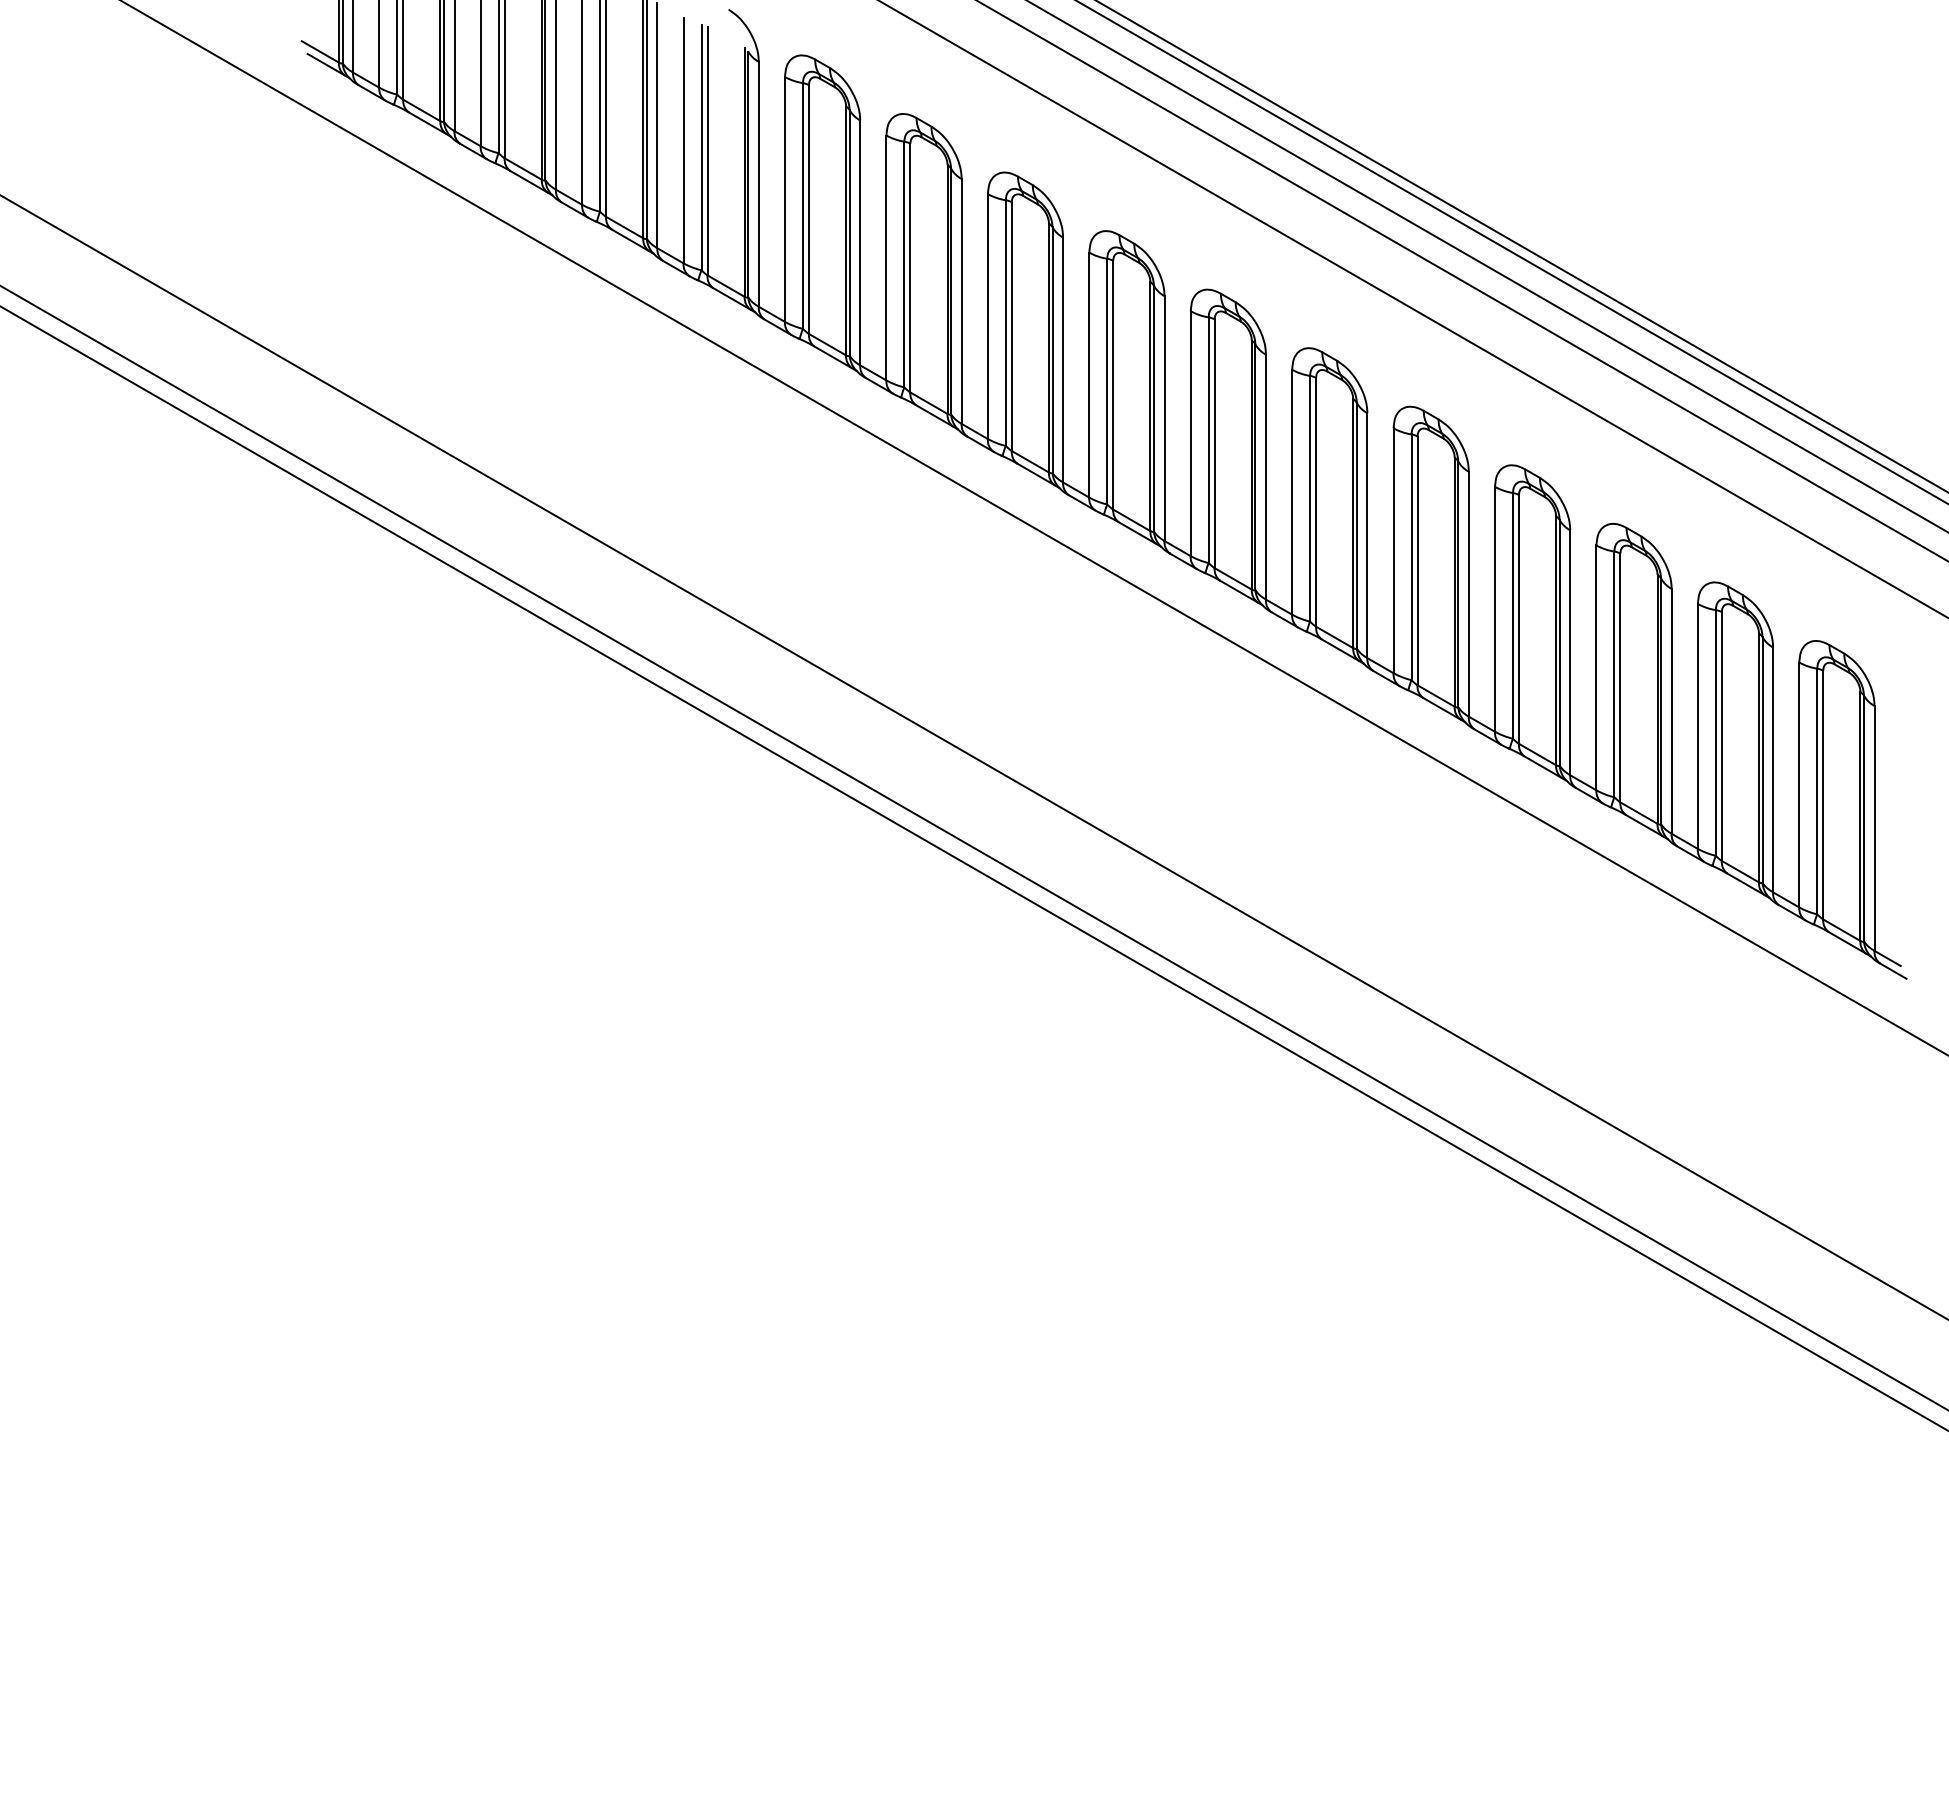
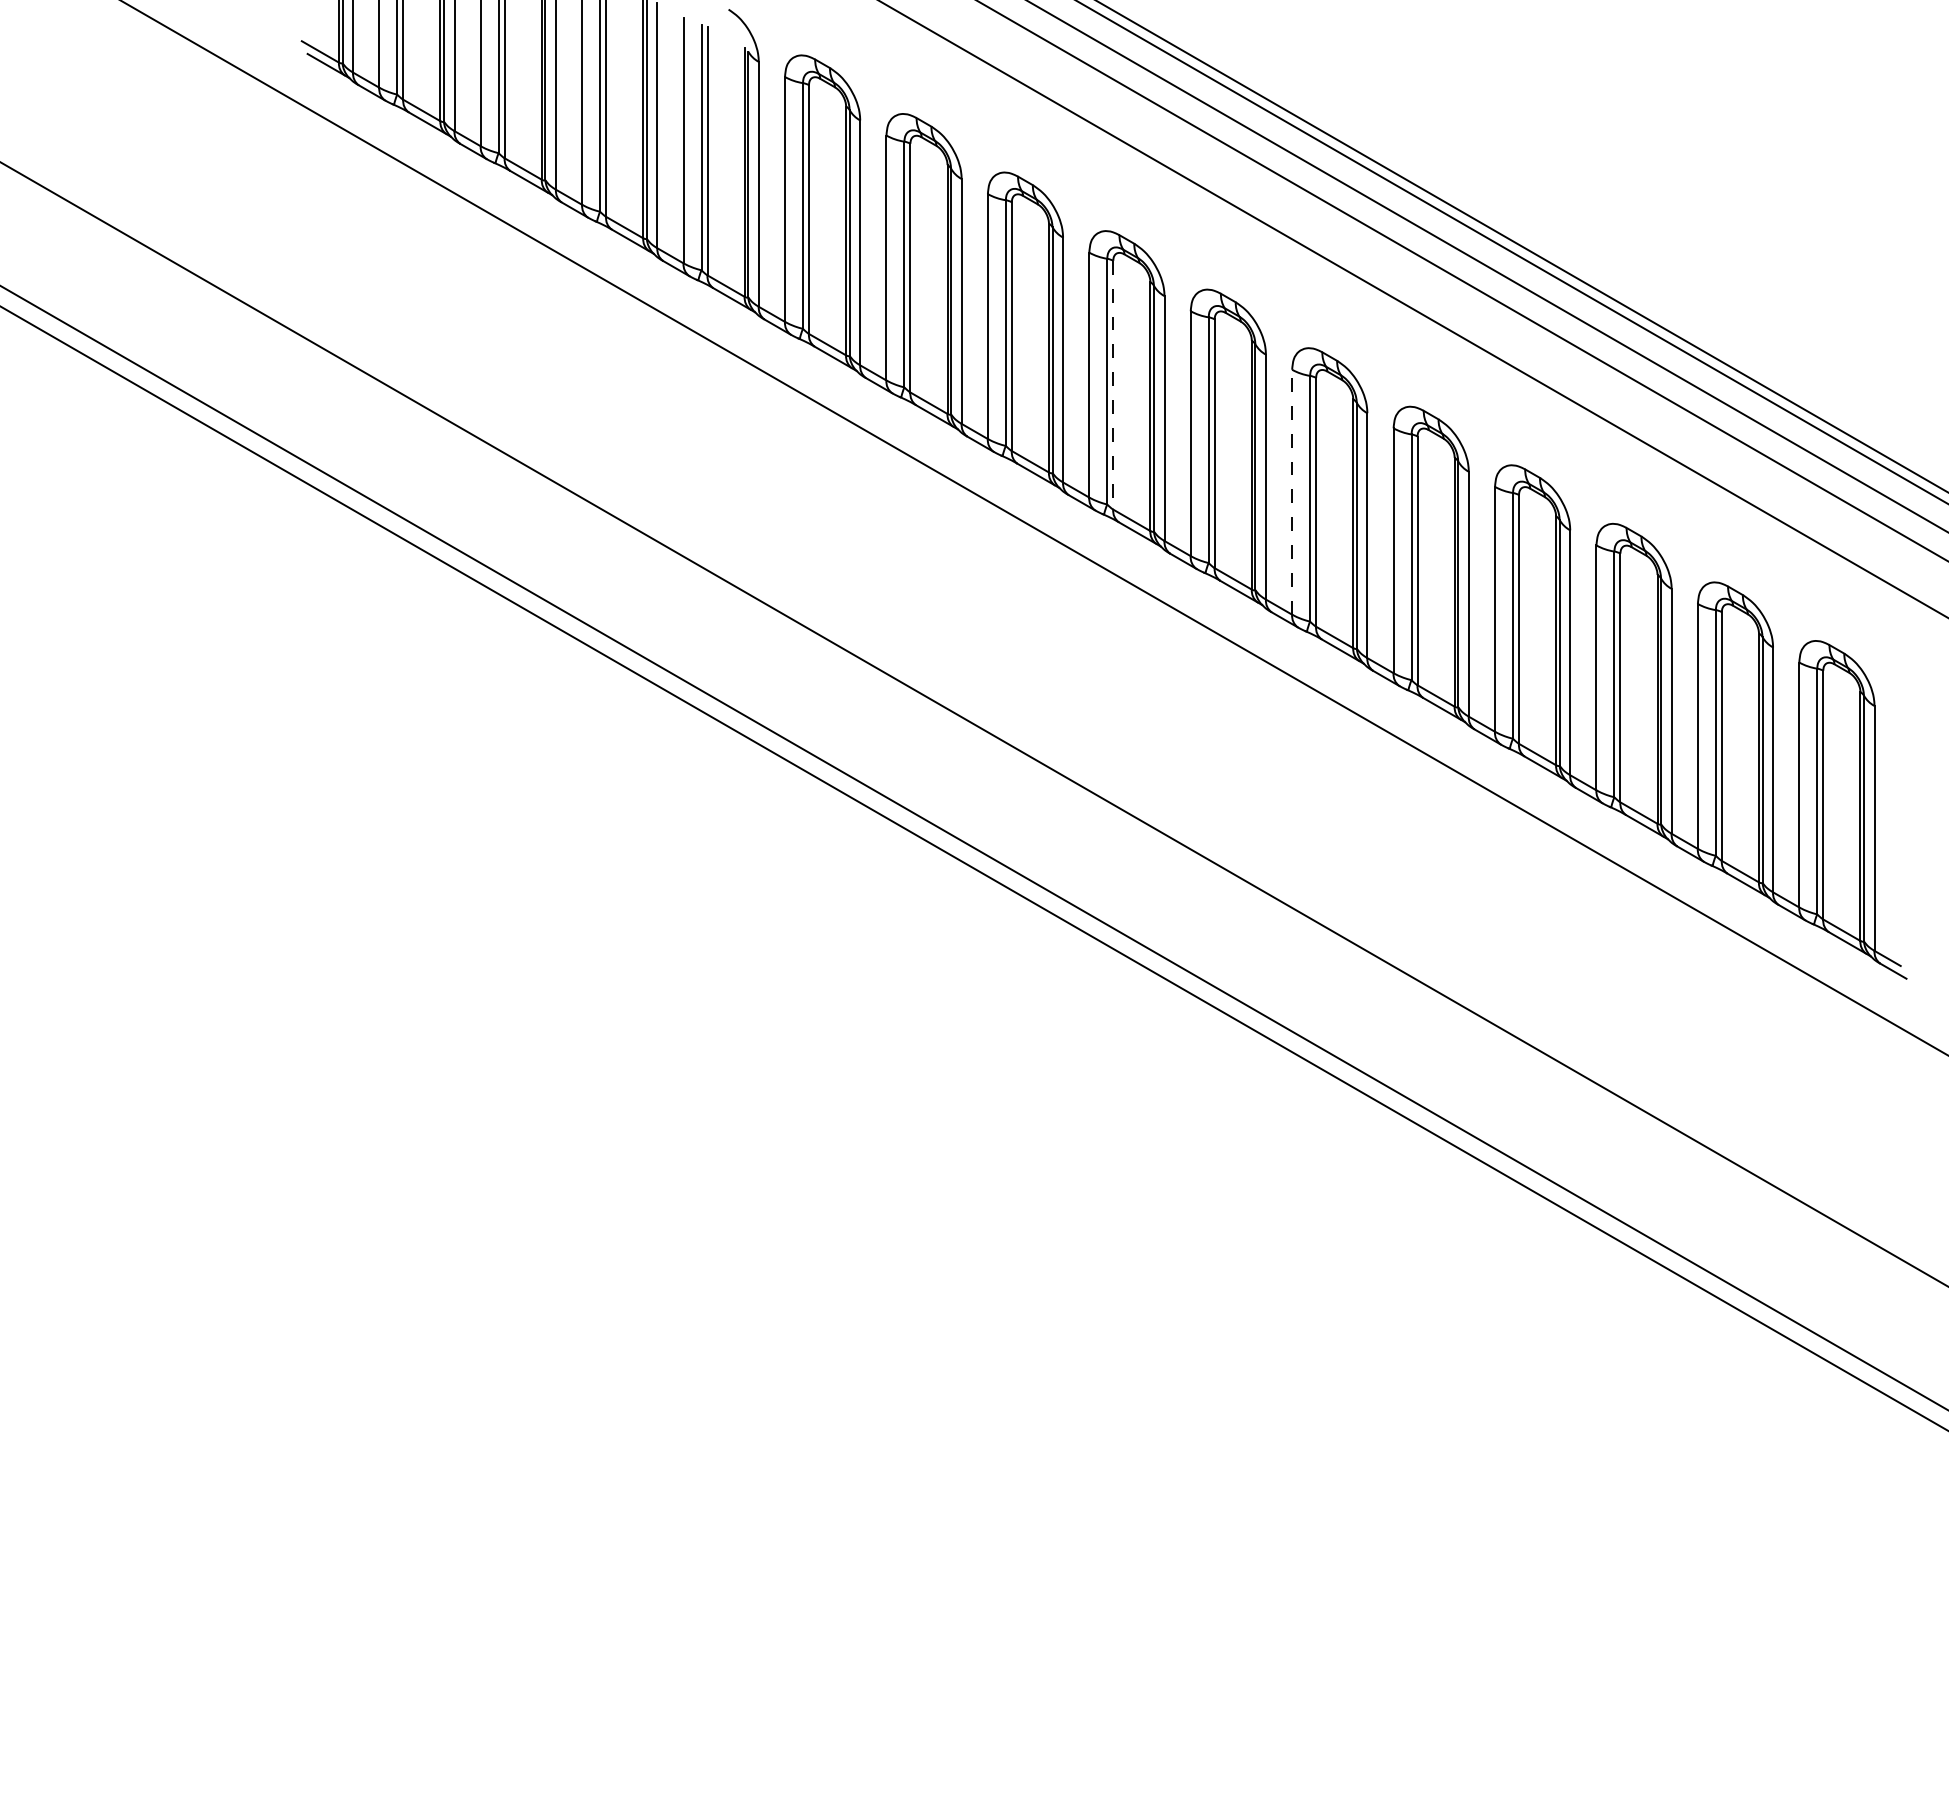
line: solid -> dashed (1113, 385)
line: solid -> dashed (1292, 491)
line position: (973, 757) -> (973, 724) (973, 724)
